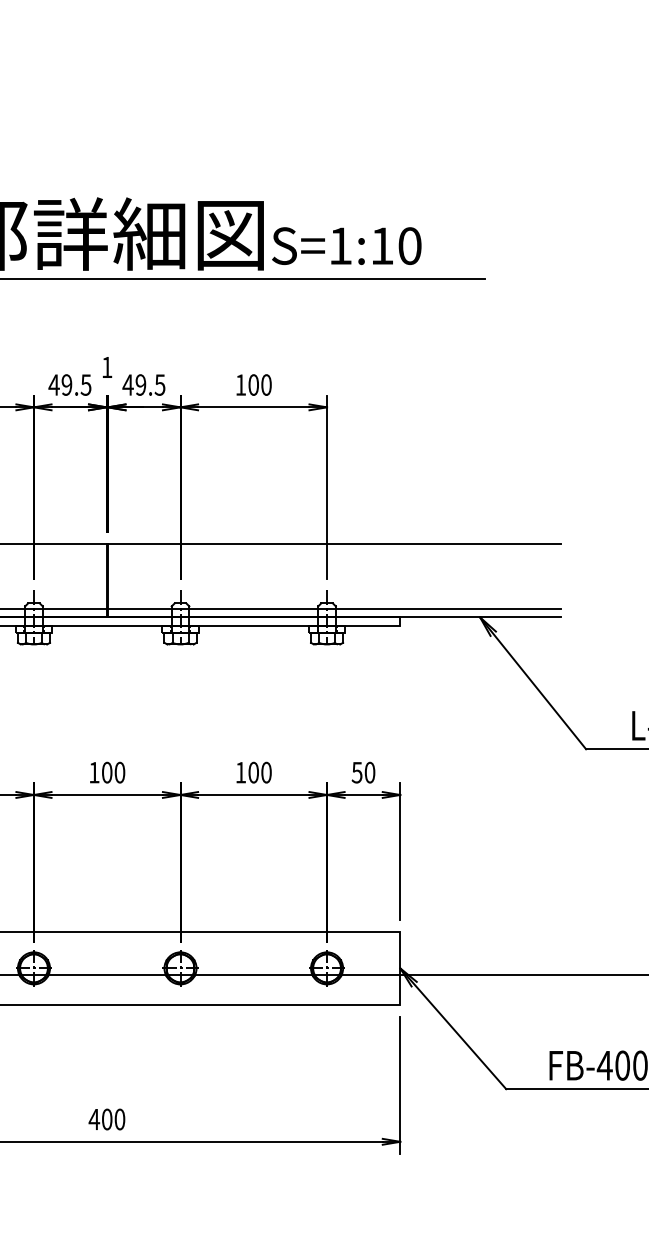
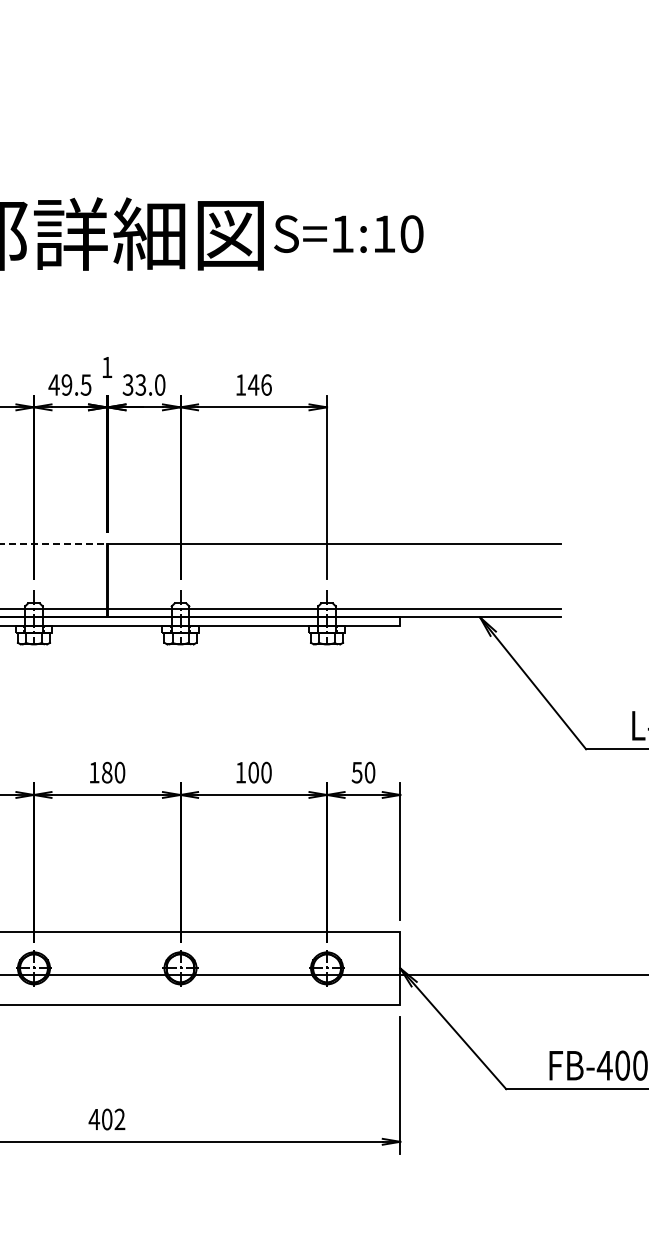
text position: (346, 245) -> (348, 233) (348, 233)
line: present -> none (243, 278)
text: 49.5 -> 33.0 (143, 384)
text: 100 -> 146 (259, 384)
line: solid -> dashed (53, 544)
text: 100 -> 180 (107, 772)
text: 400 -> 402 (119, 1119)
